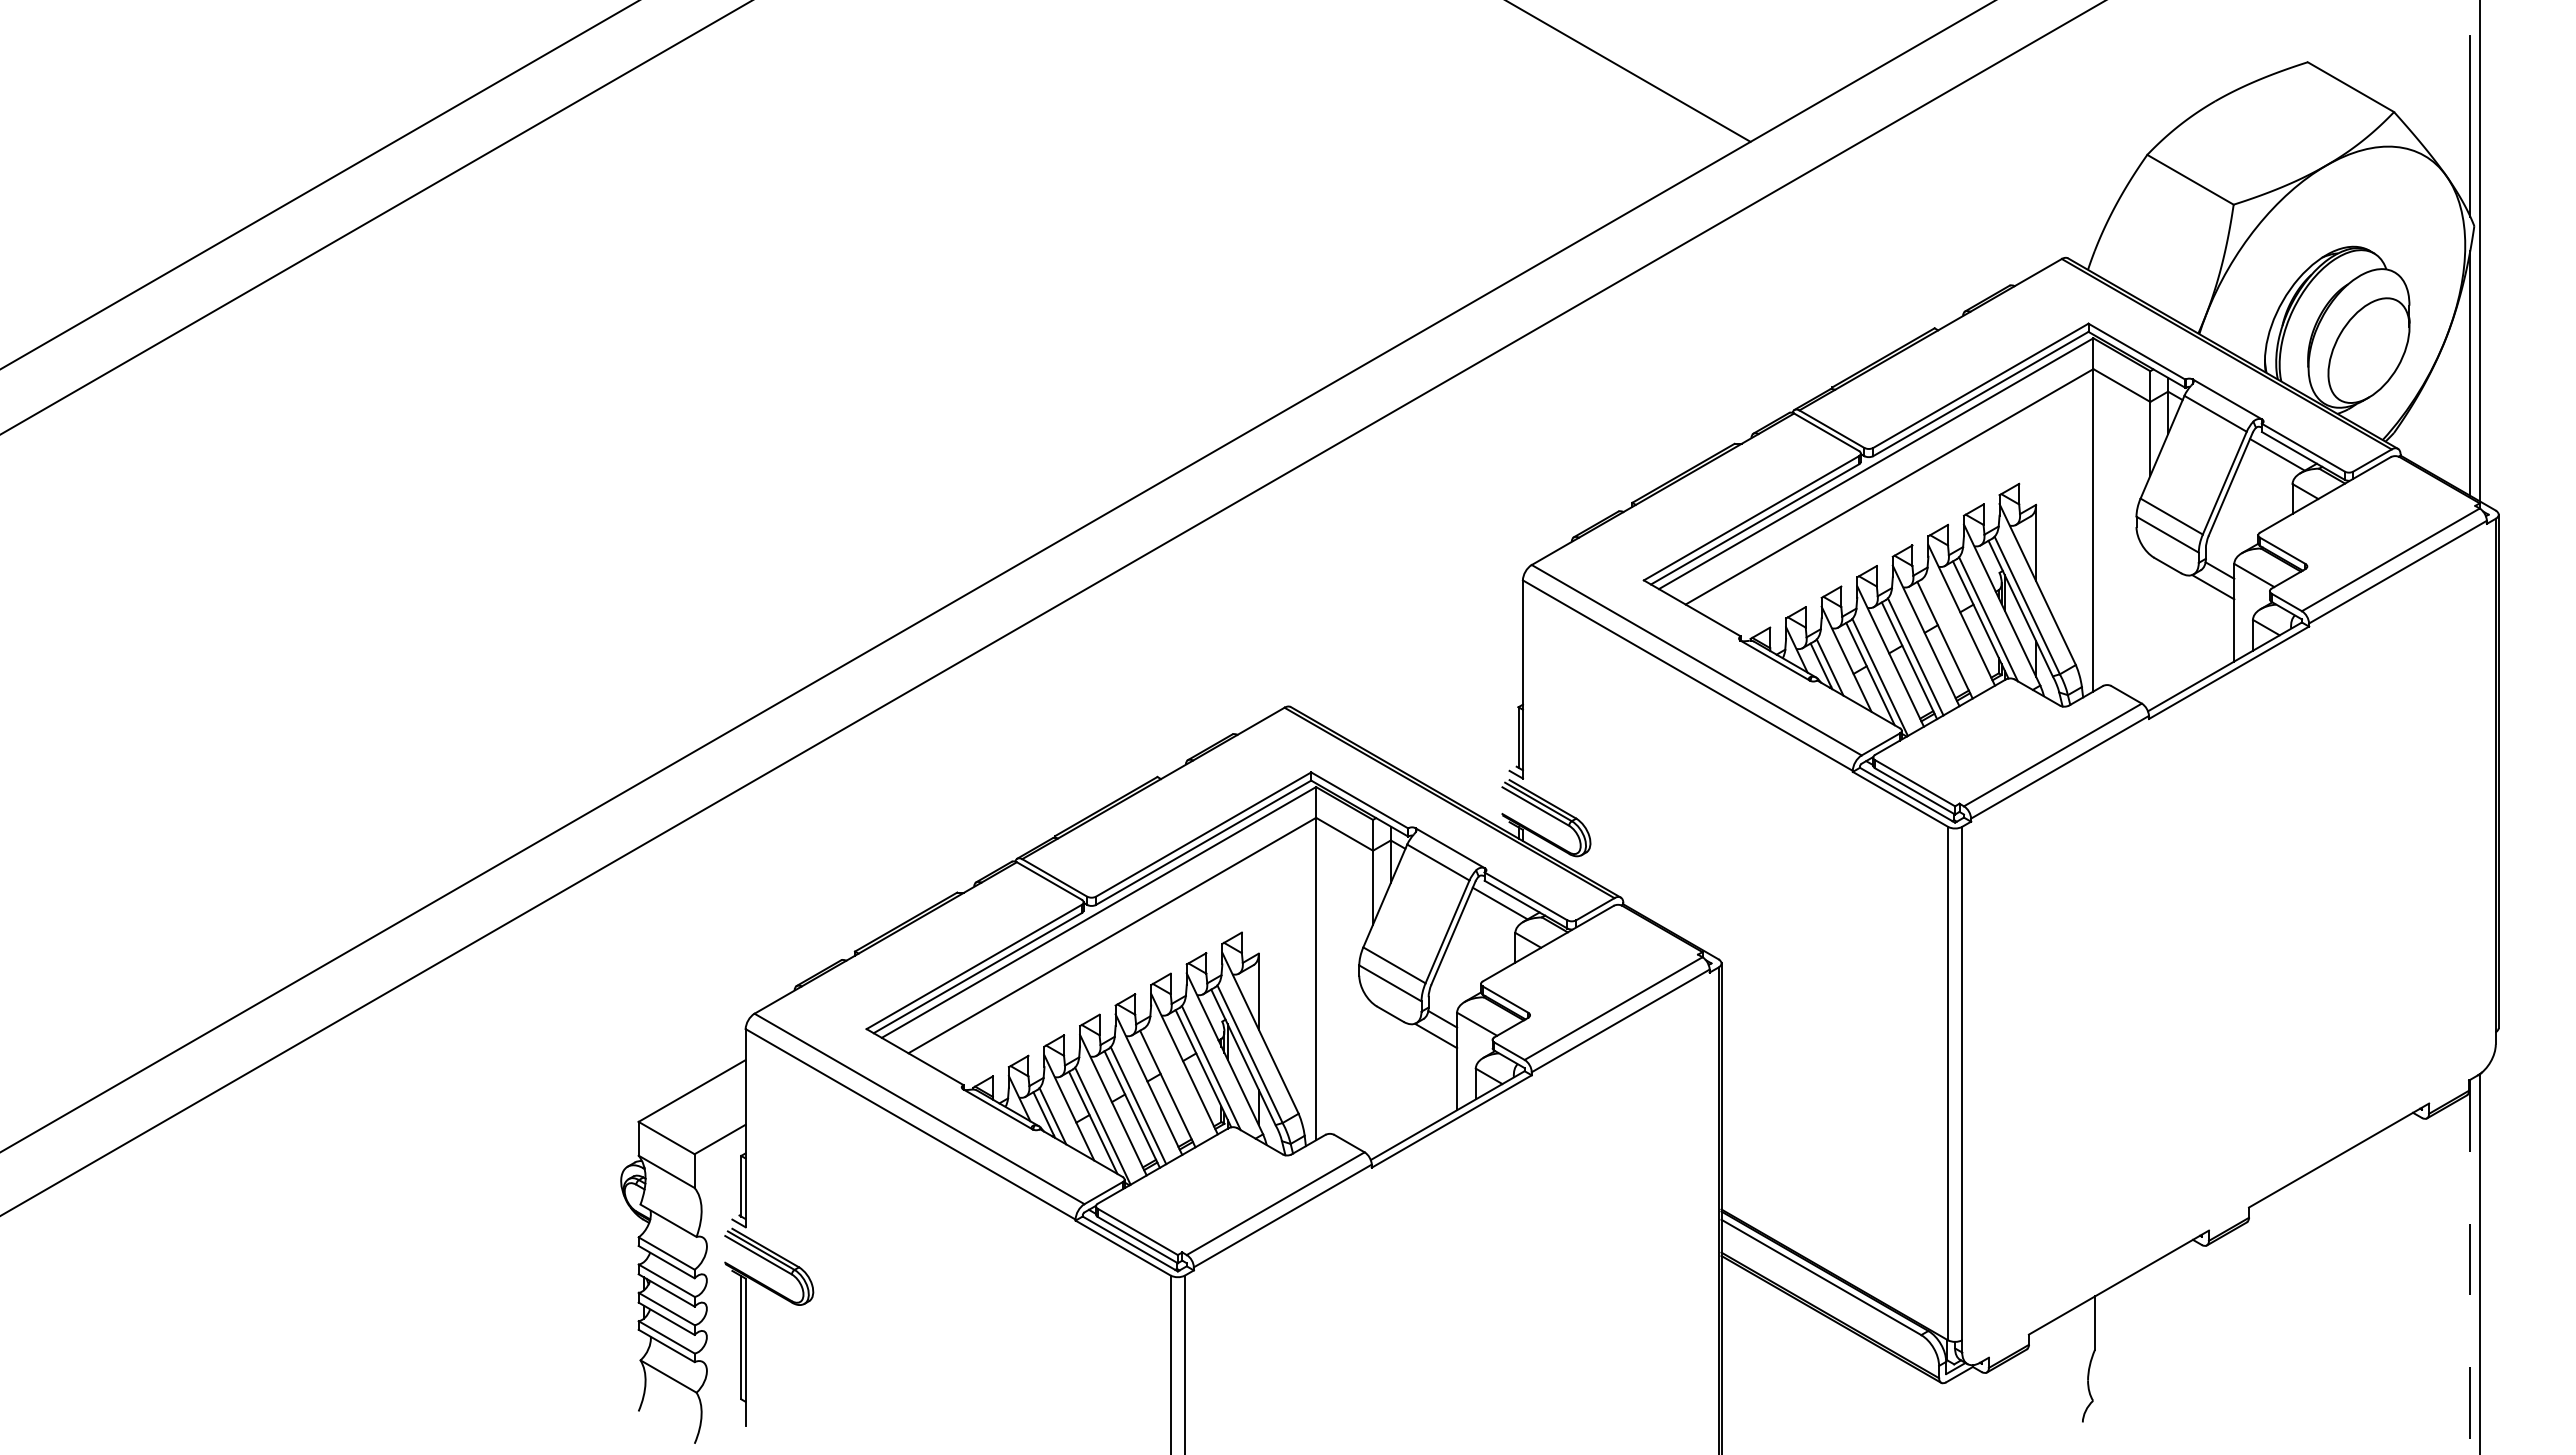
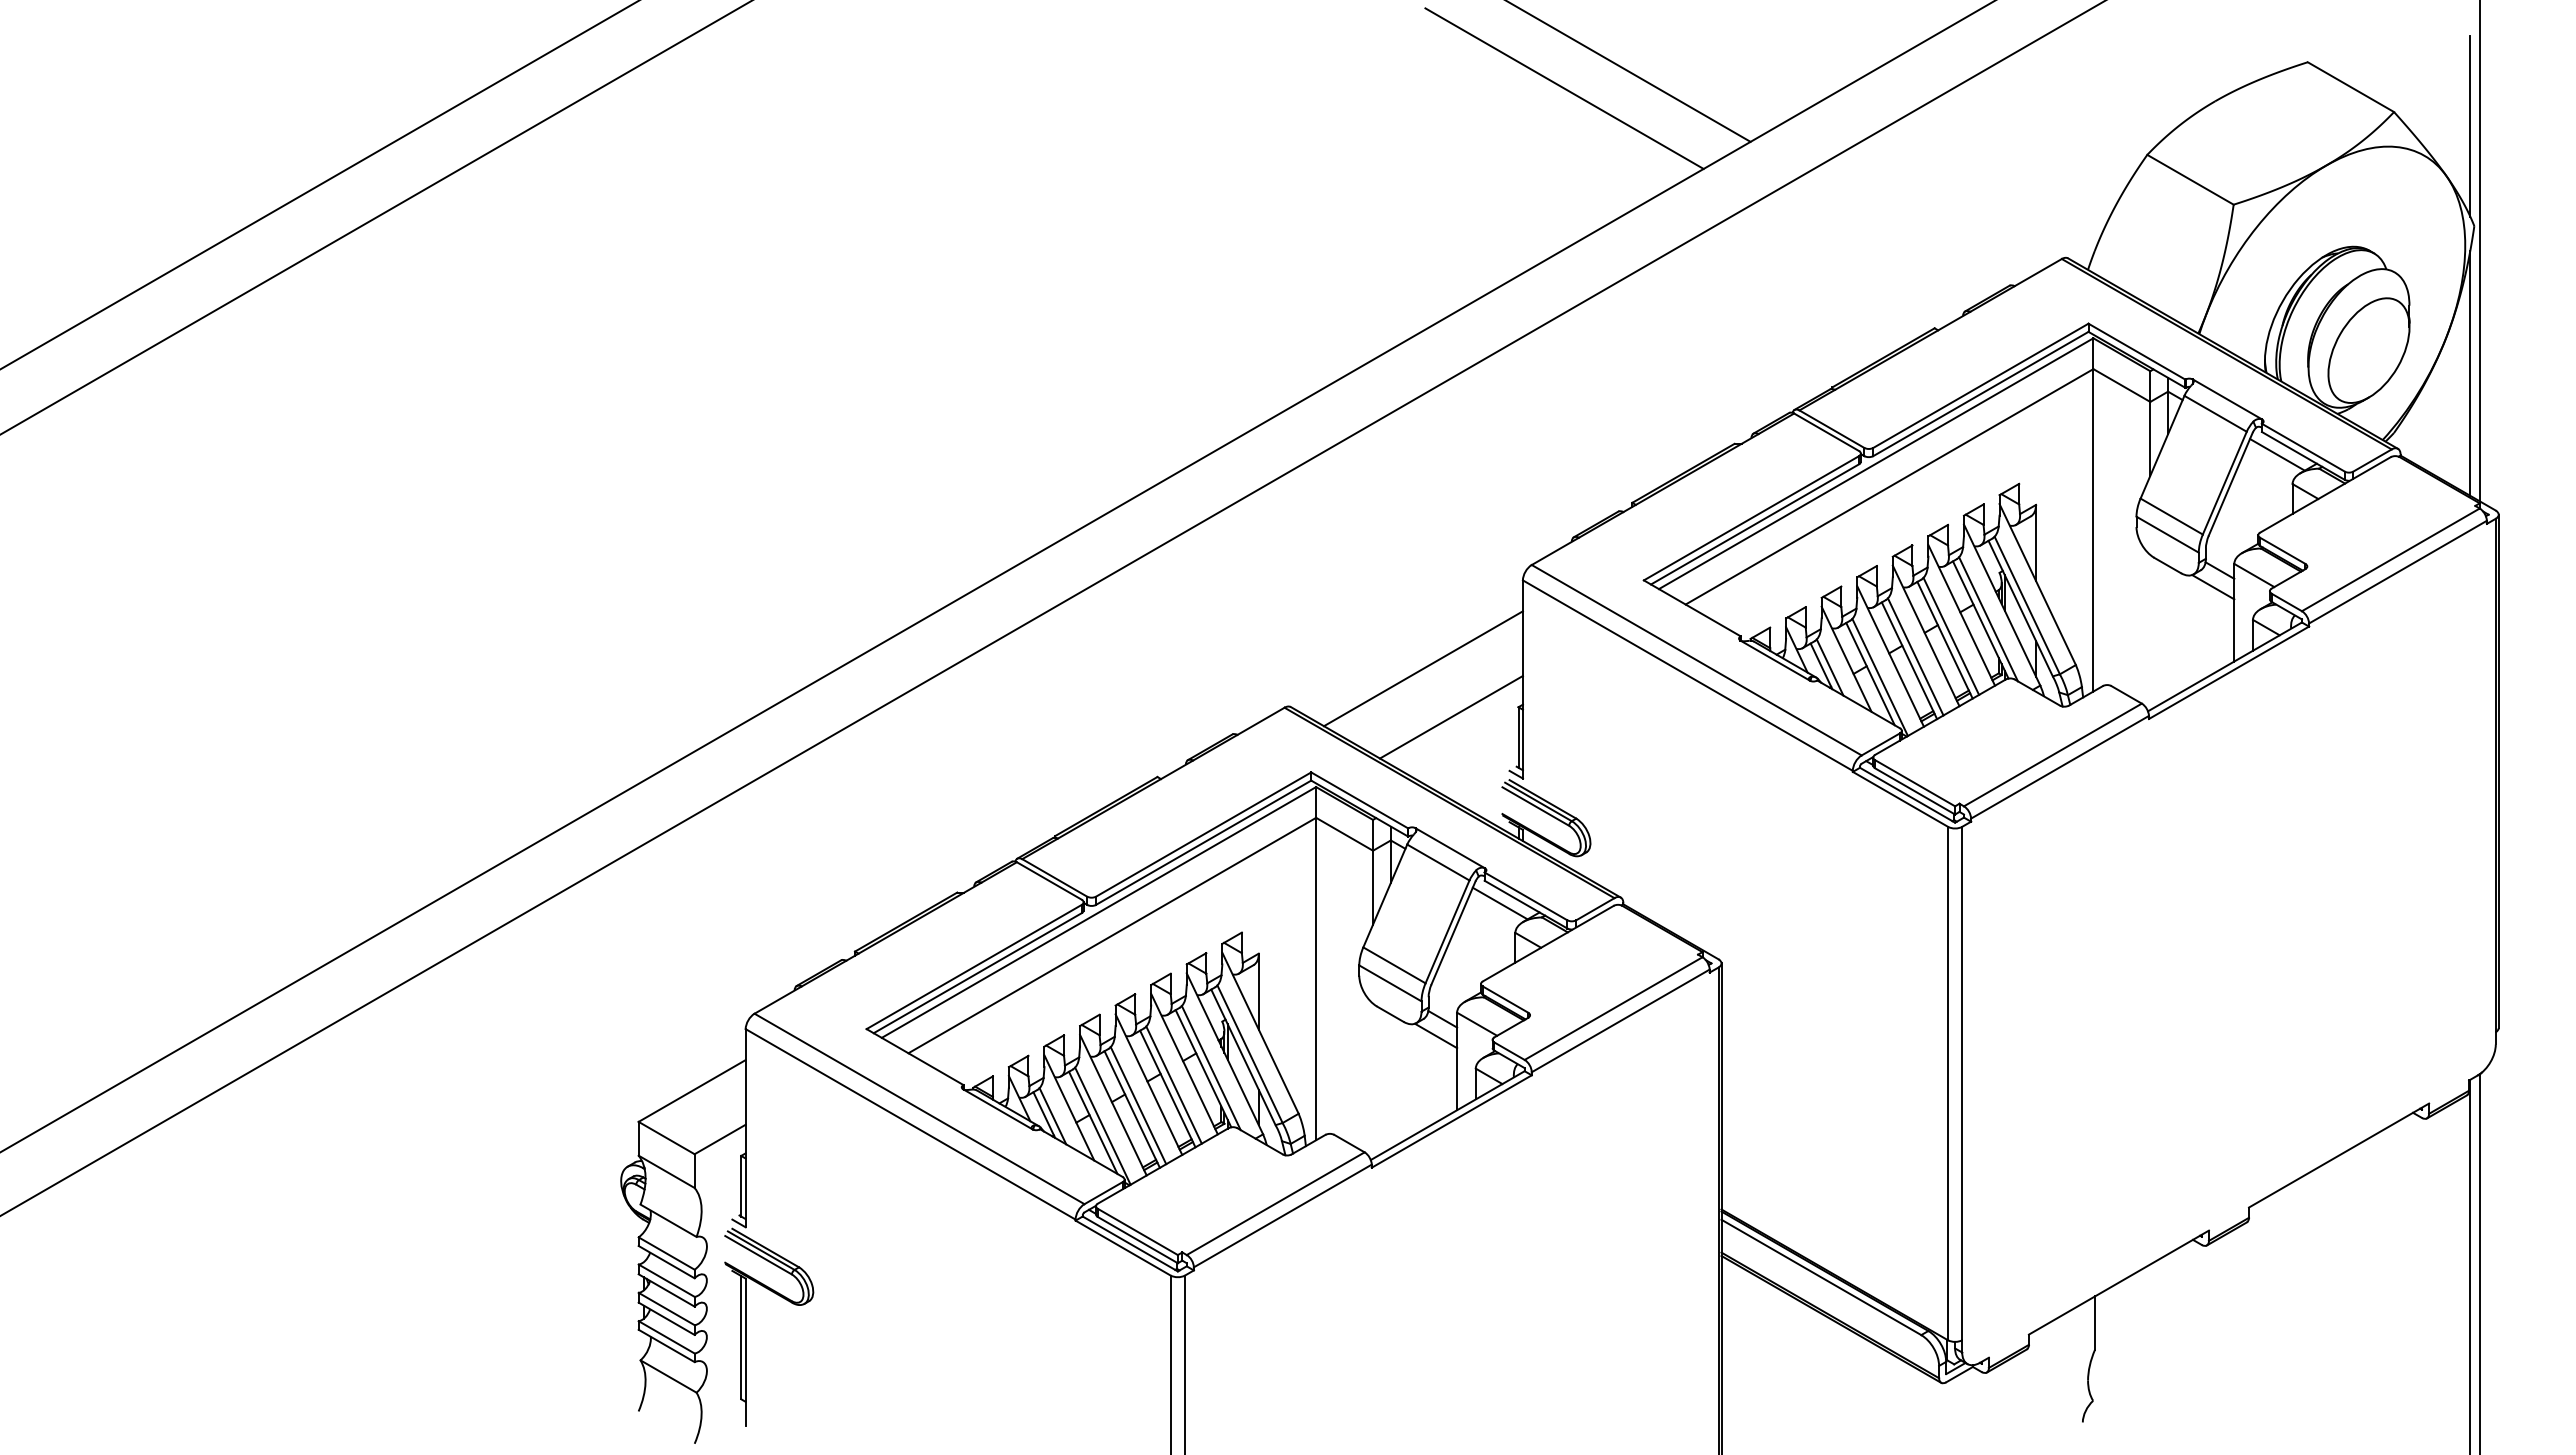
line: none -> present (1564, 88)
line: none -> present (1951, 635)
line: none -> present (1422, 668)
line: none -> present (1450, 716)
line: none -> present (1173, 1084)
line: dashed -> solid (2470, 1267)
